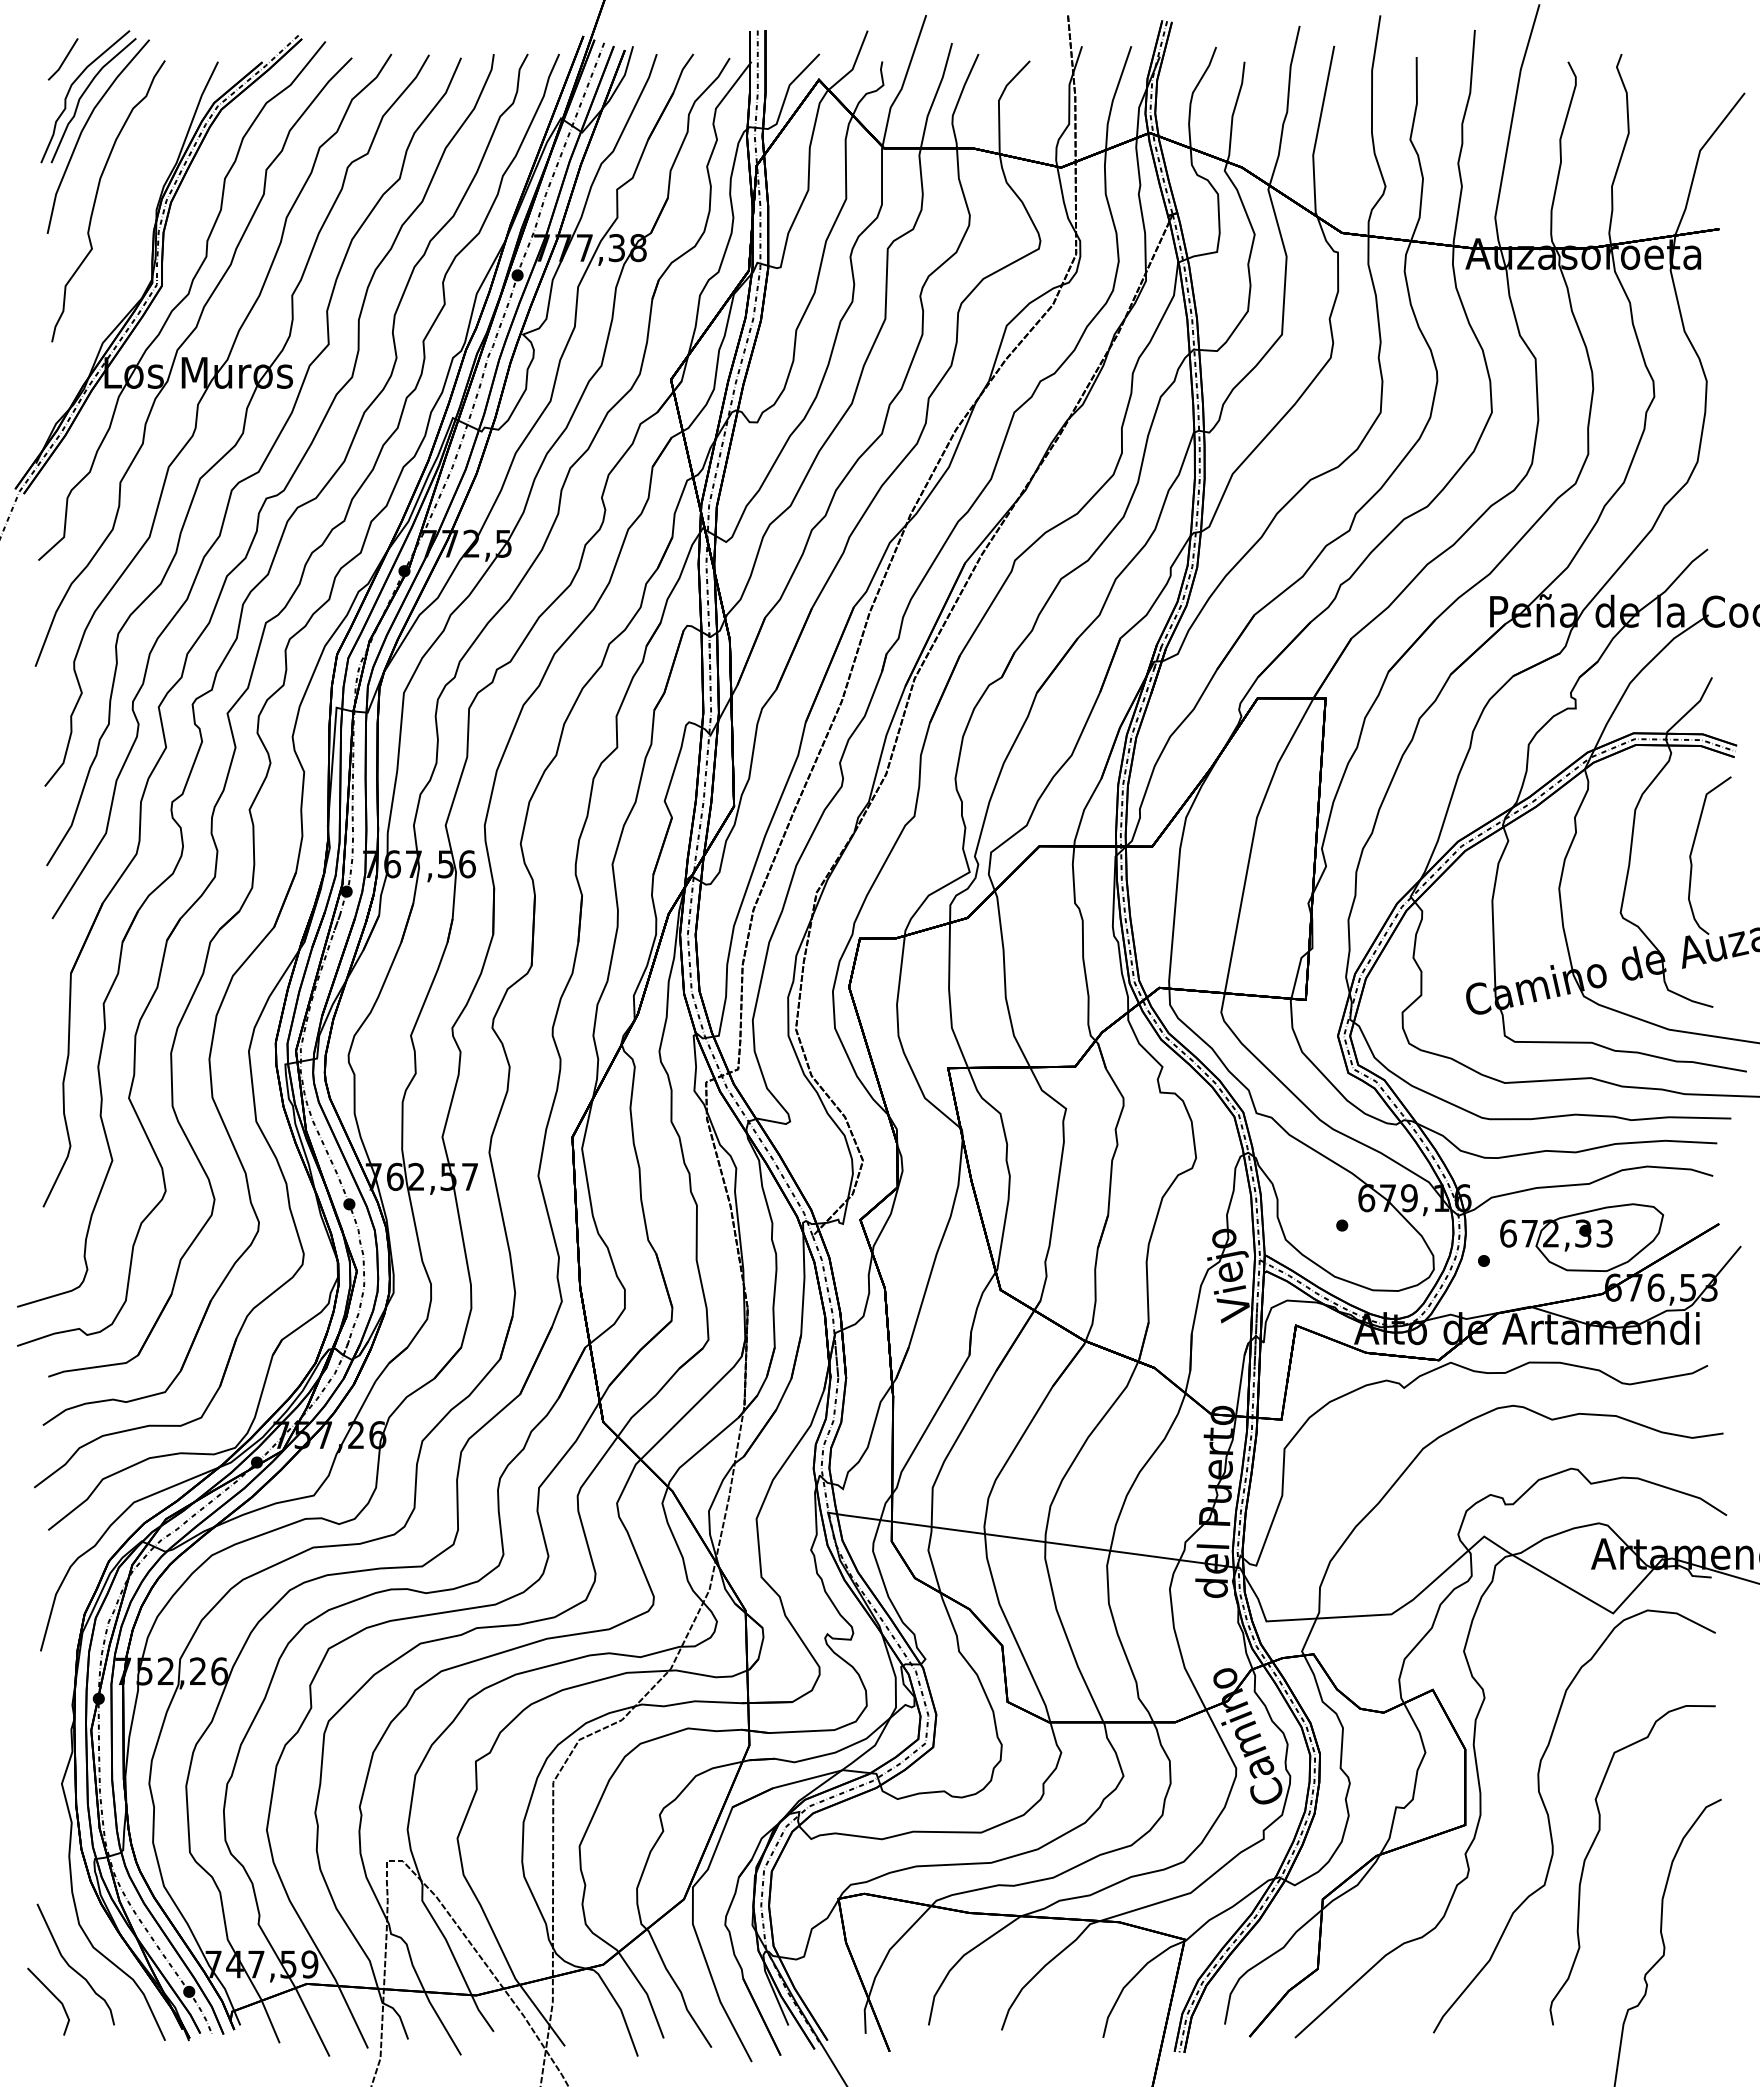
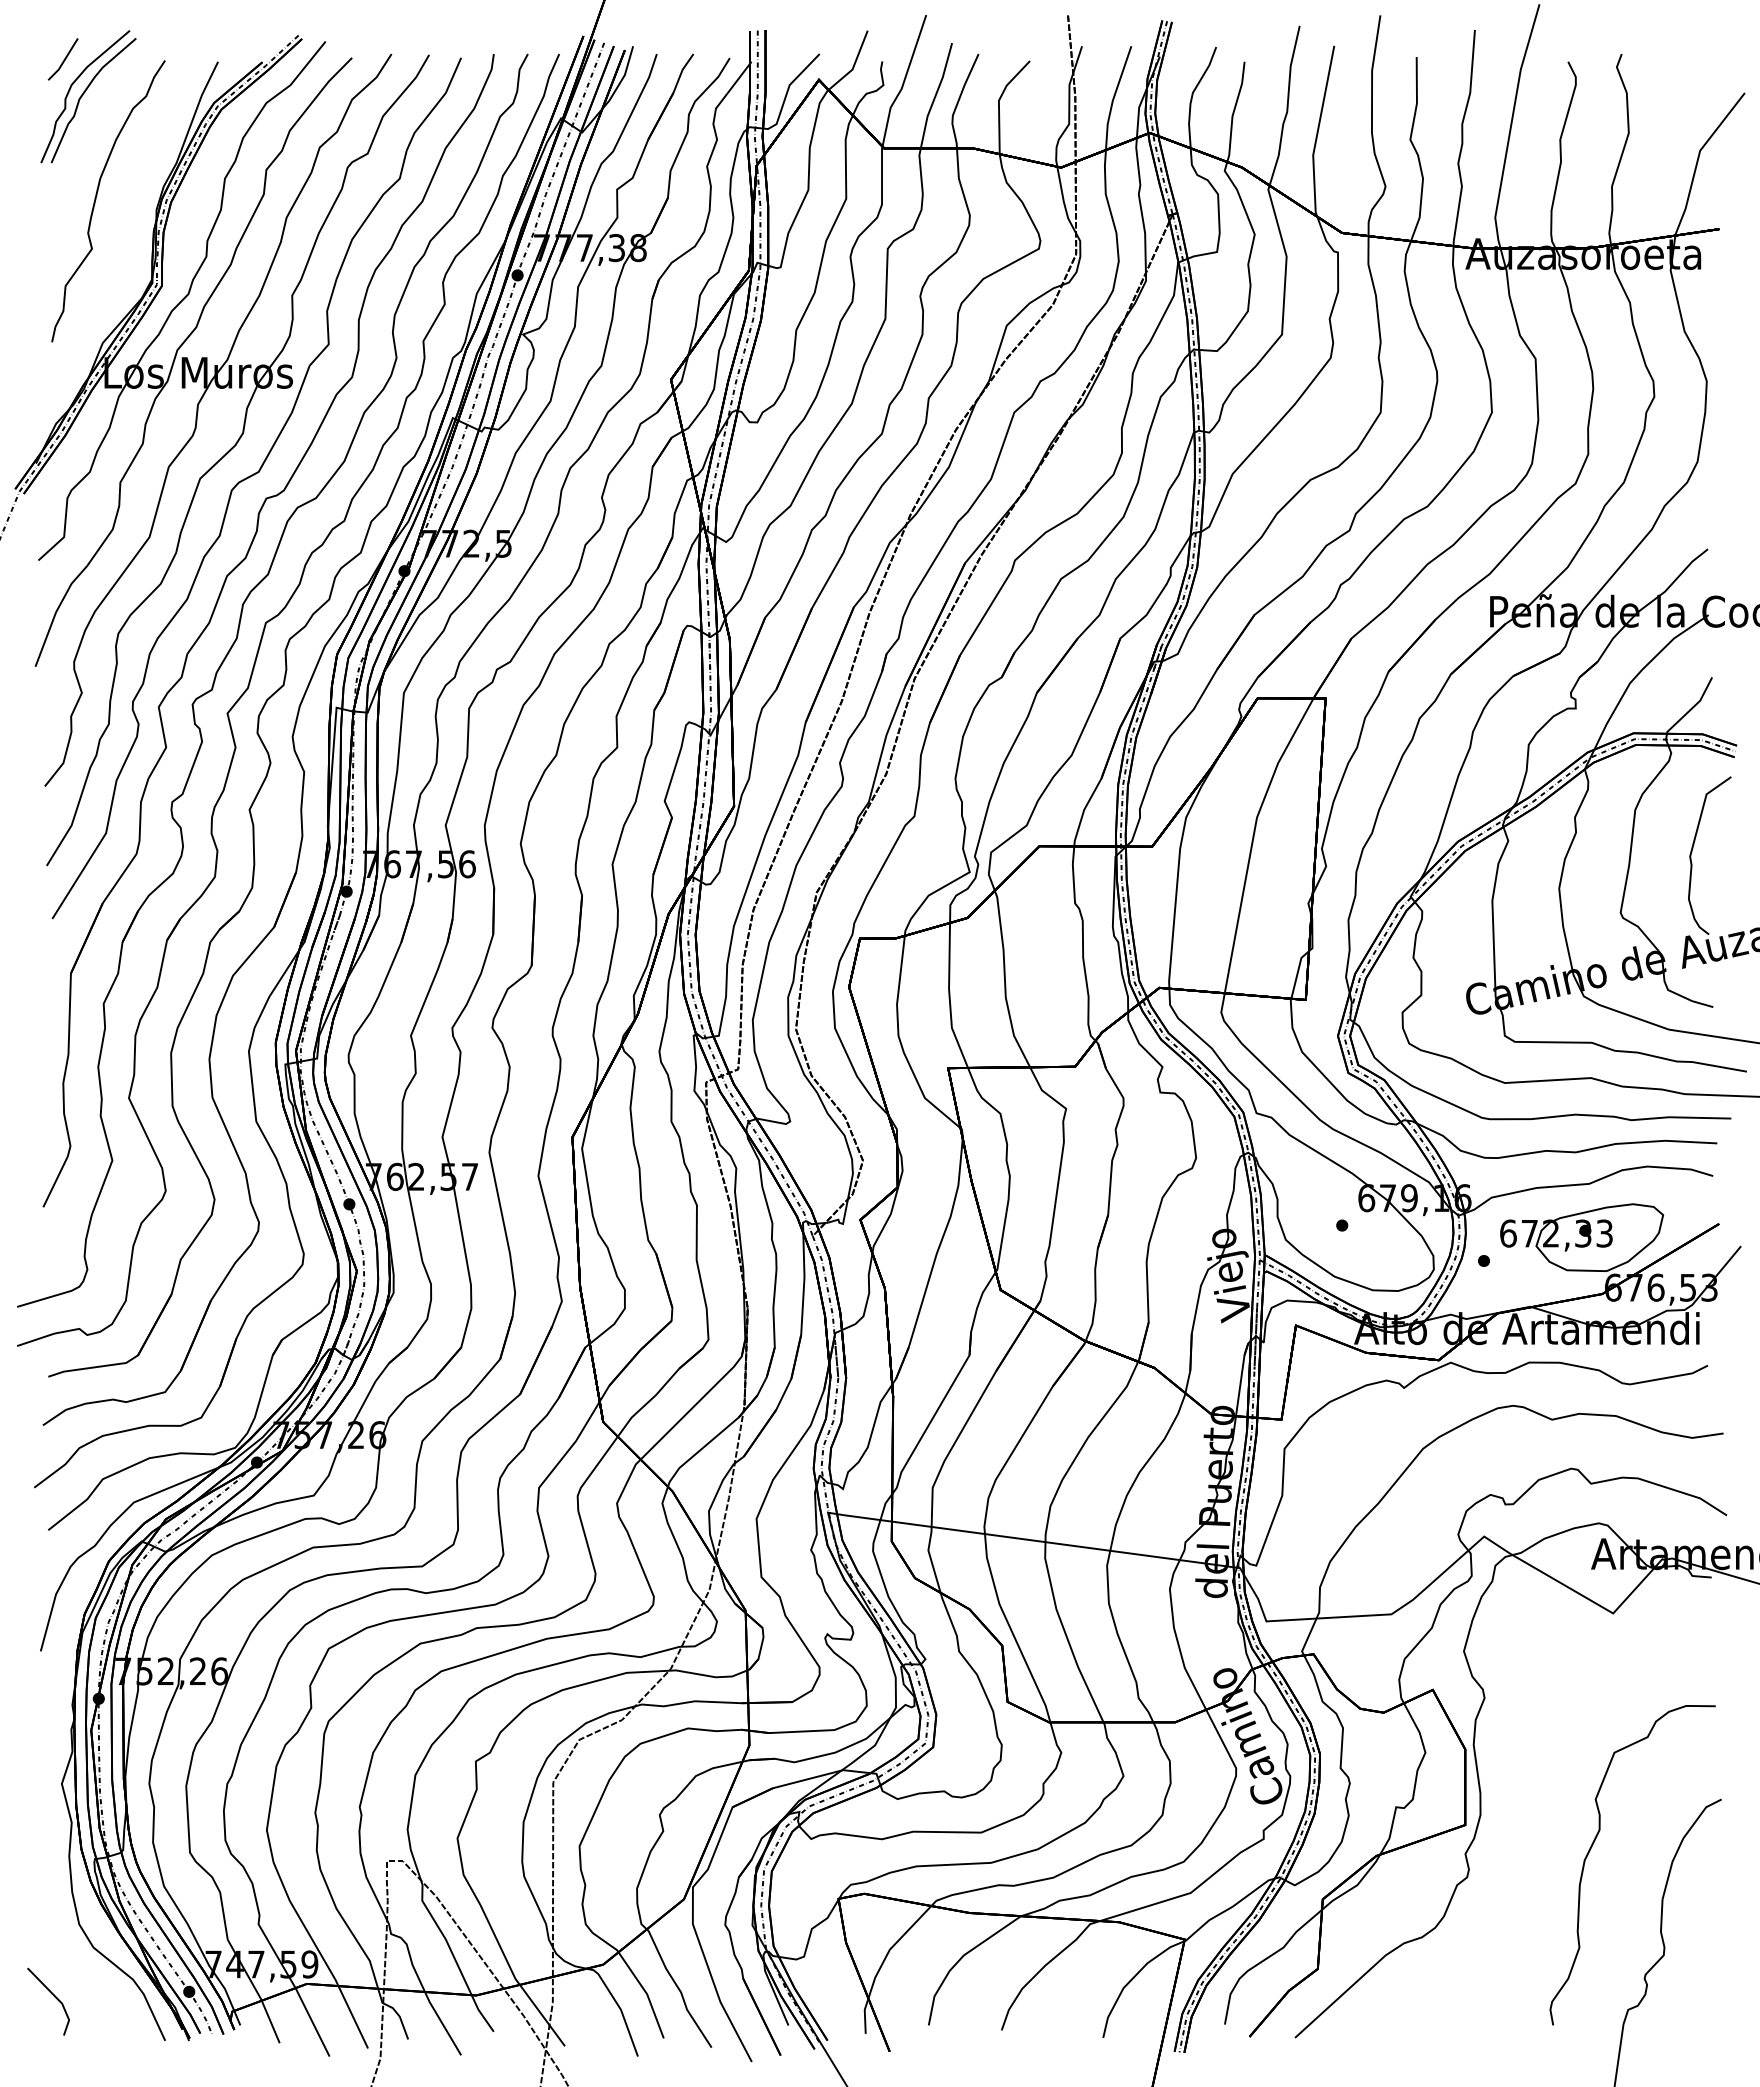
curve: present -> none (83, 130)
curve: present -> none (1550, 1822)
curve: present -> none (72, 1967)
